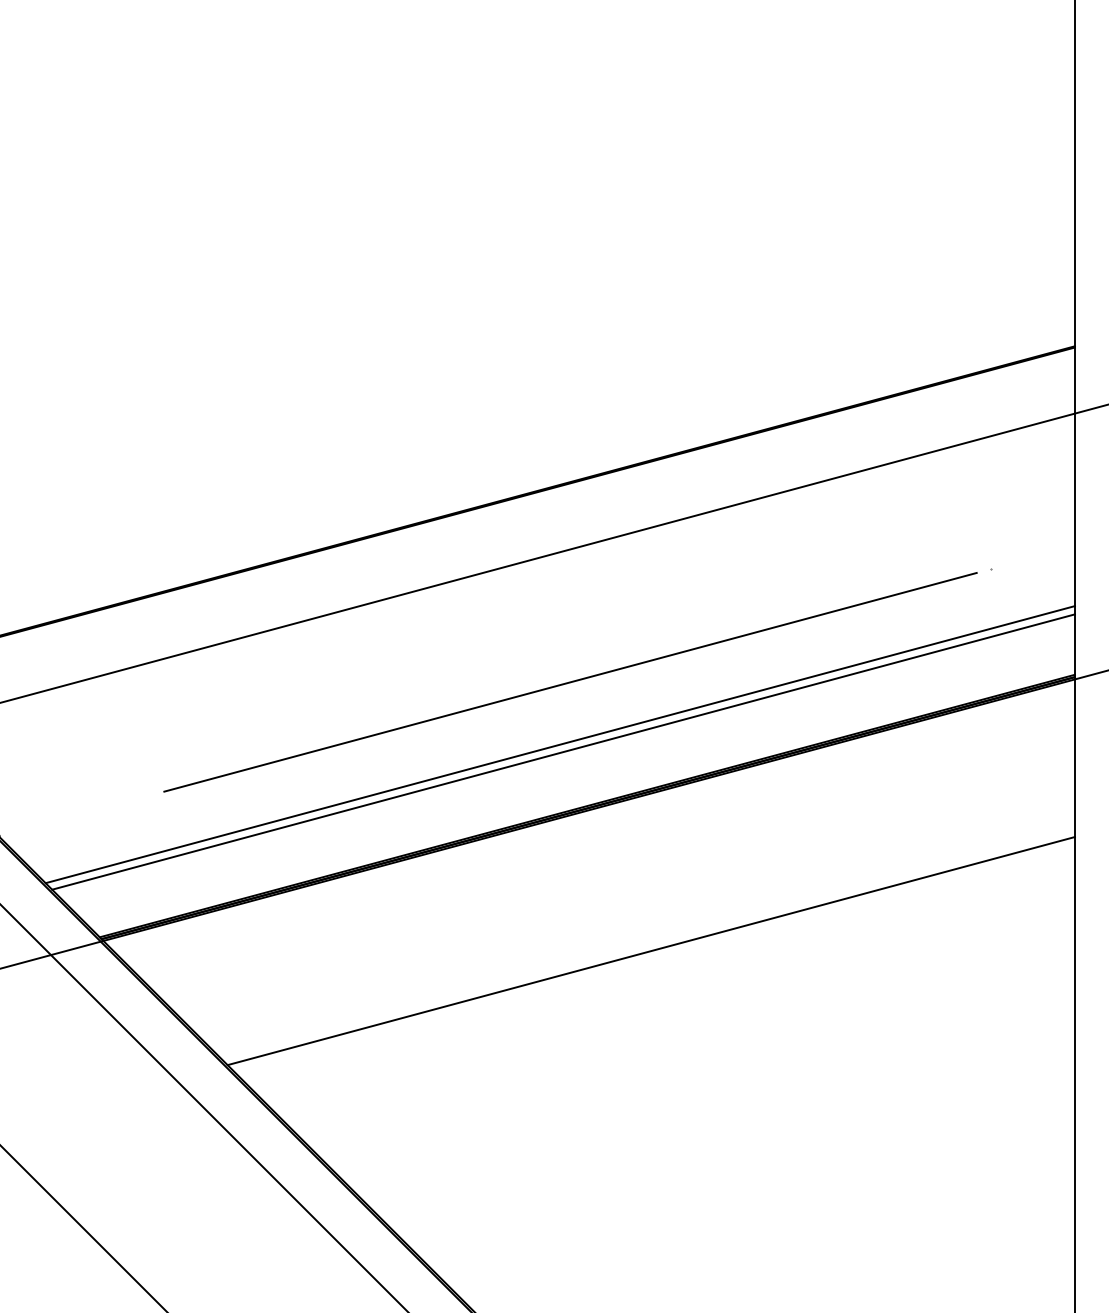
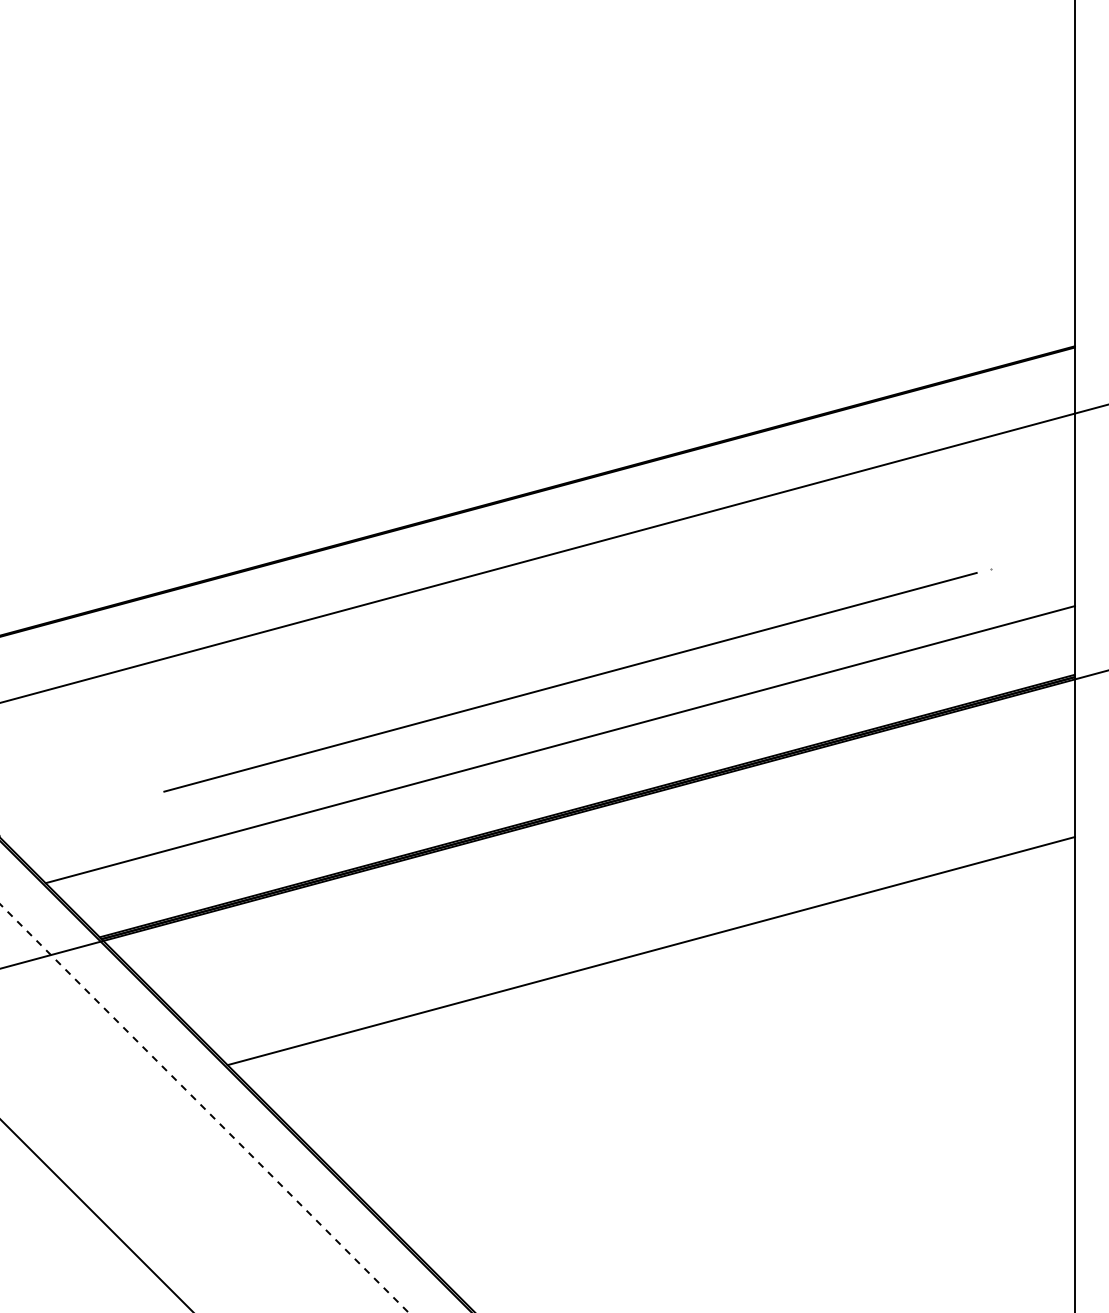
line: present -> none (563, 751)
line: solid -> dashed (204, 1108)
line position: (83, 1228) -> (96, 1215) (96, 1215)
